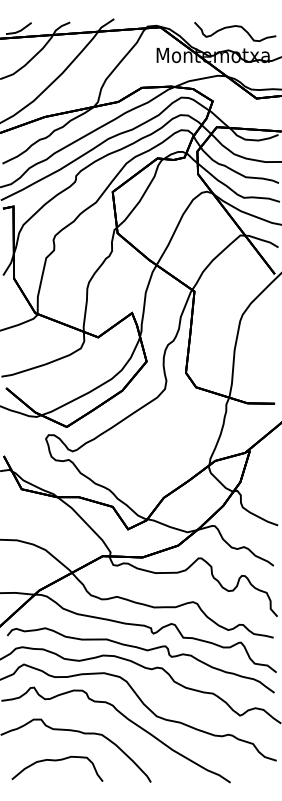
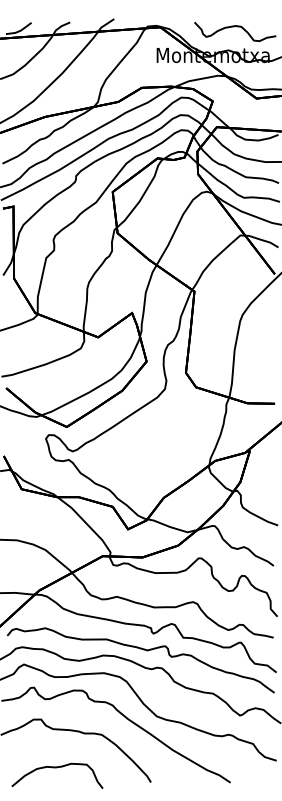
curve position: (57, 761) -> (57, 768) (57, 768)
